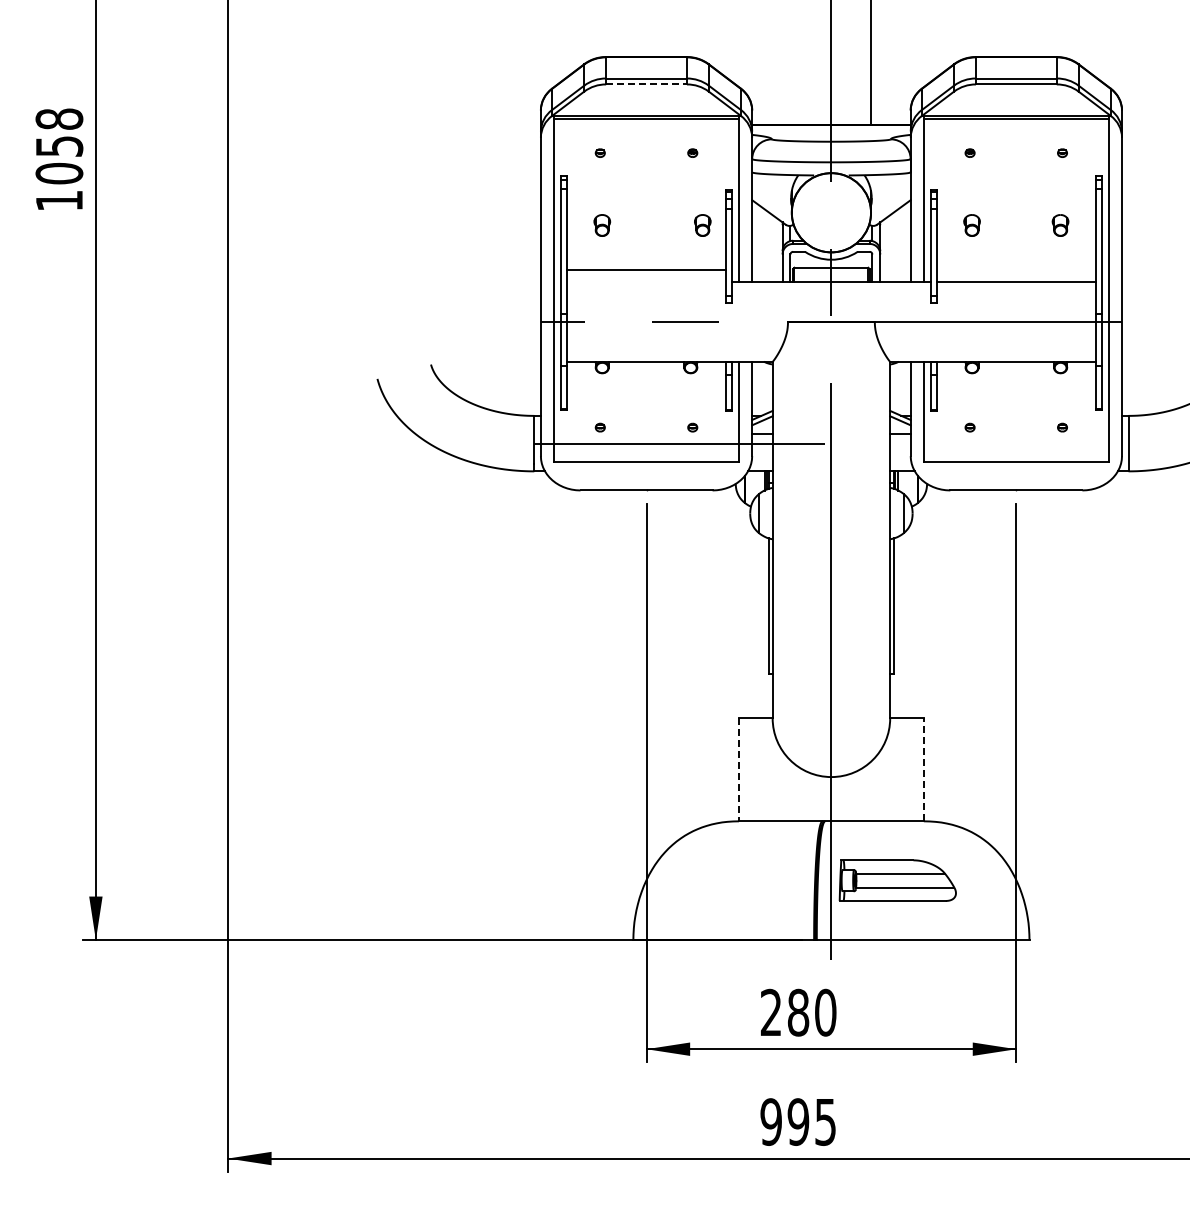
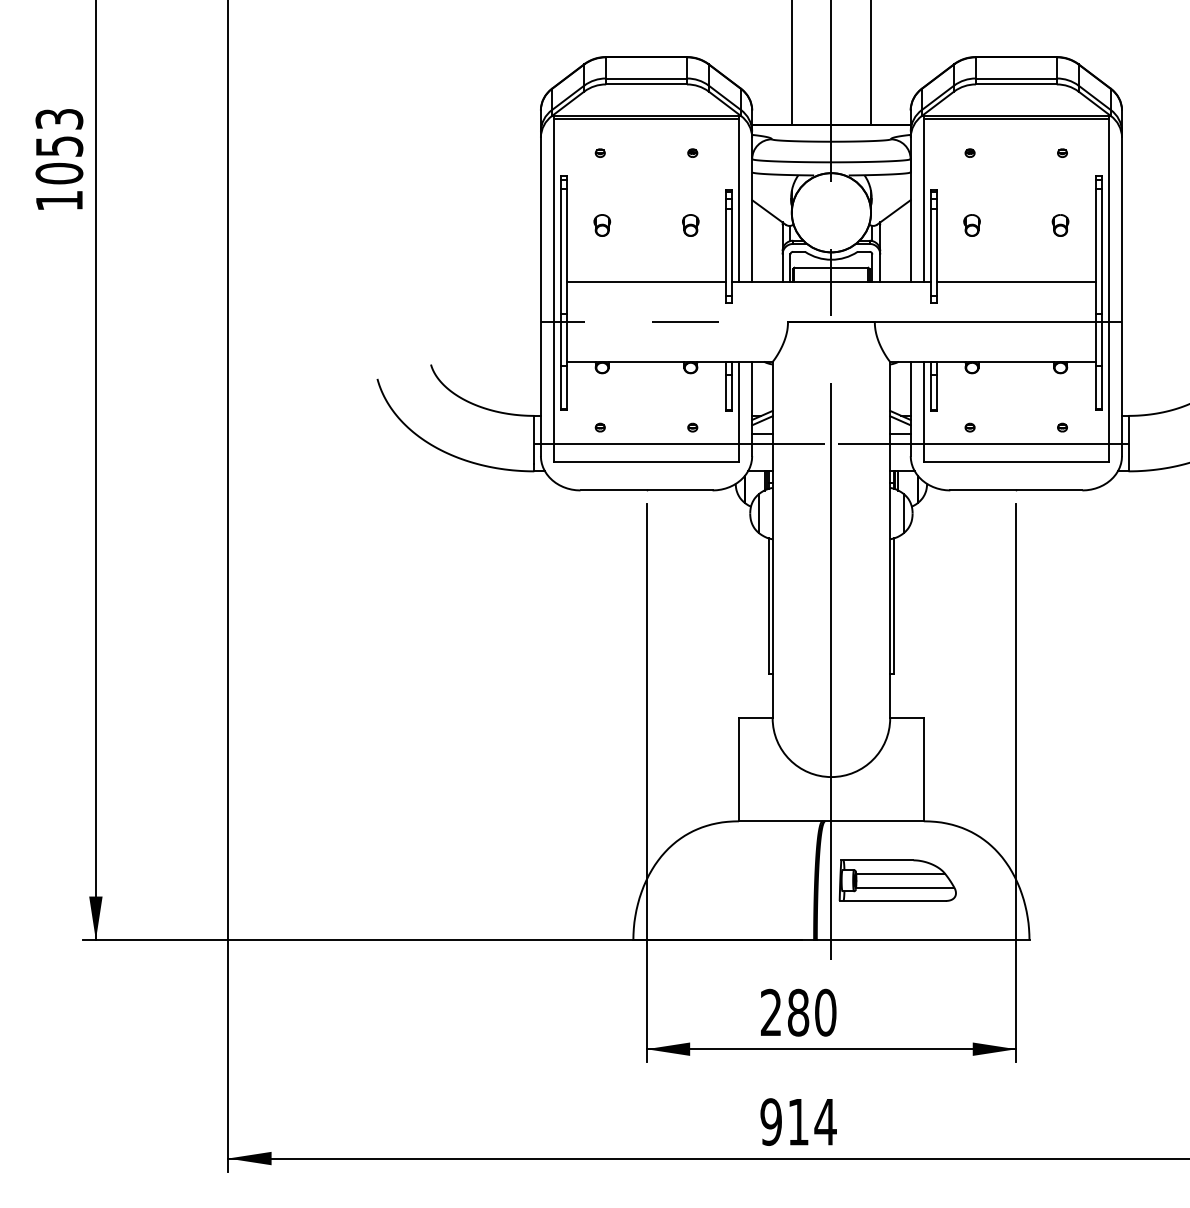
line: none -> present (791, 63)
line: dashed -> solid (647, 84)
text: 1058 -> 1053 (59, 118)
part position: (702, 225) -> (690, 225) (690, 225)
line position: (646, 270) -> (646, 282) (646, 282)
line: none -> present (983, 443)
line: dashed -> solid (738, 769)
line: dashed -> solid (923, 769)
text: 995 -> 914 (811, 1121)
